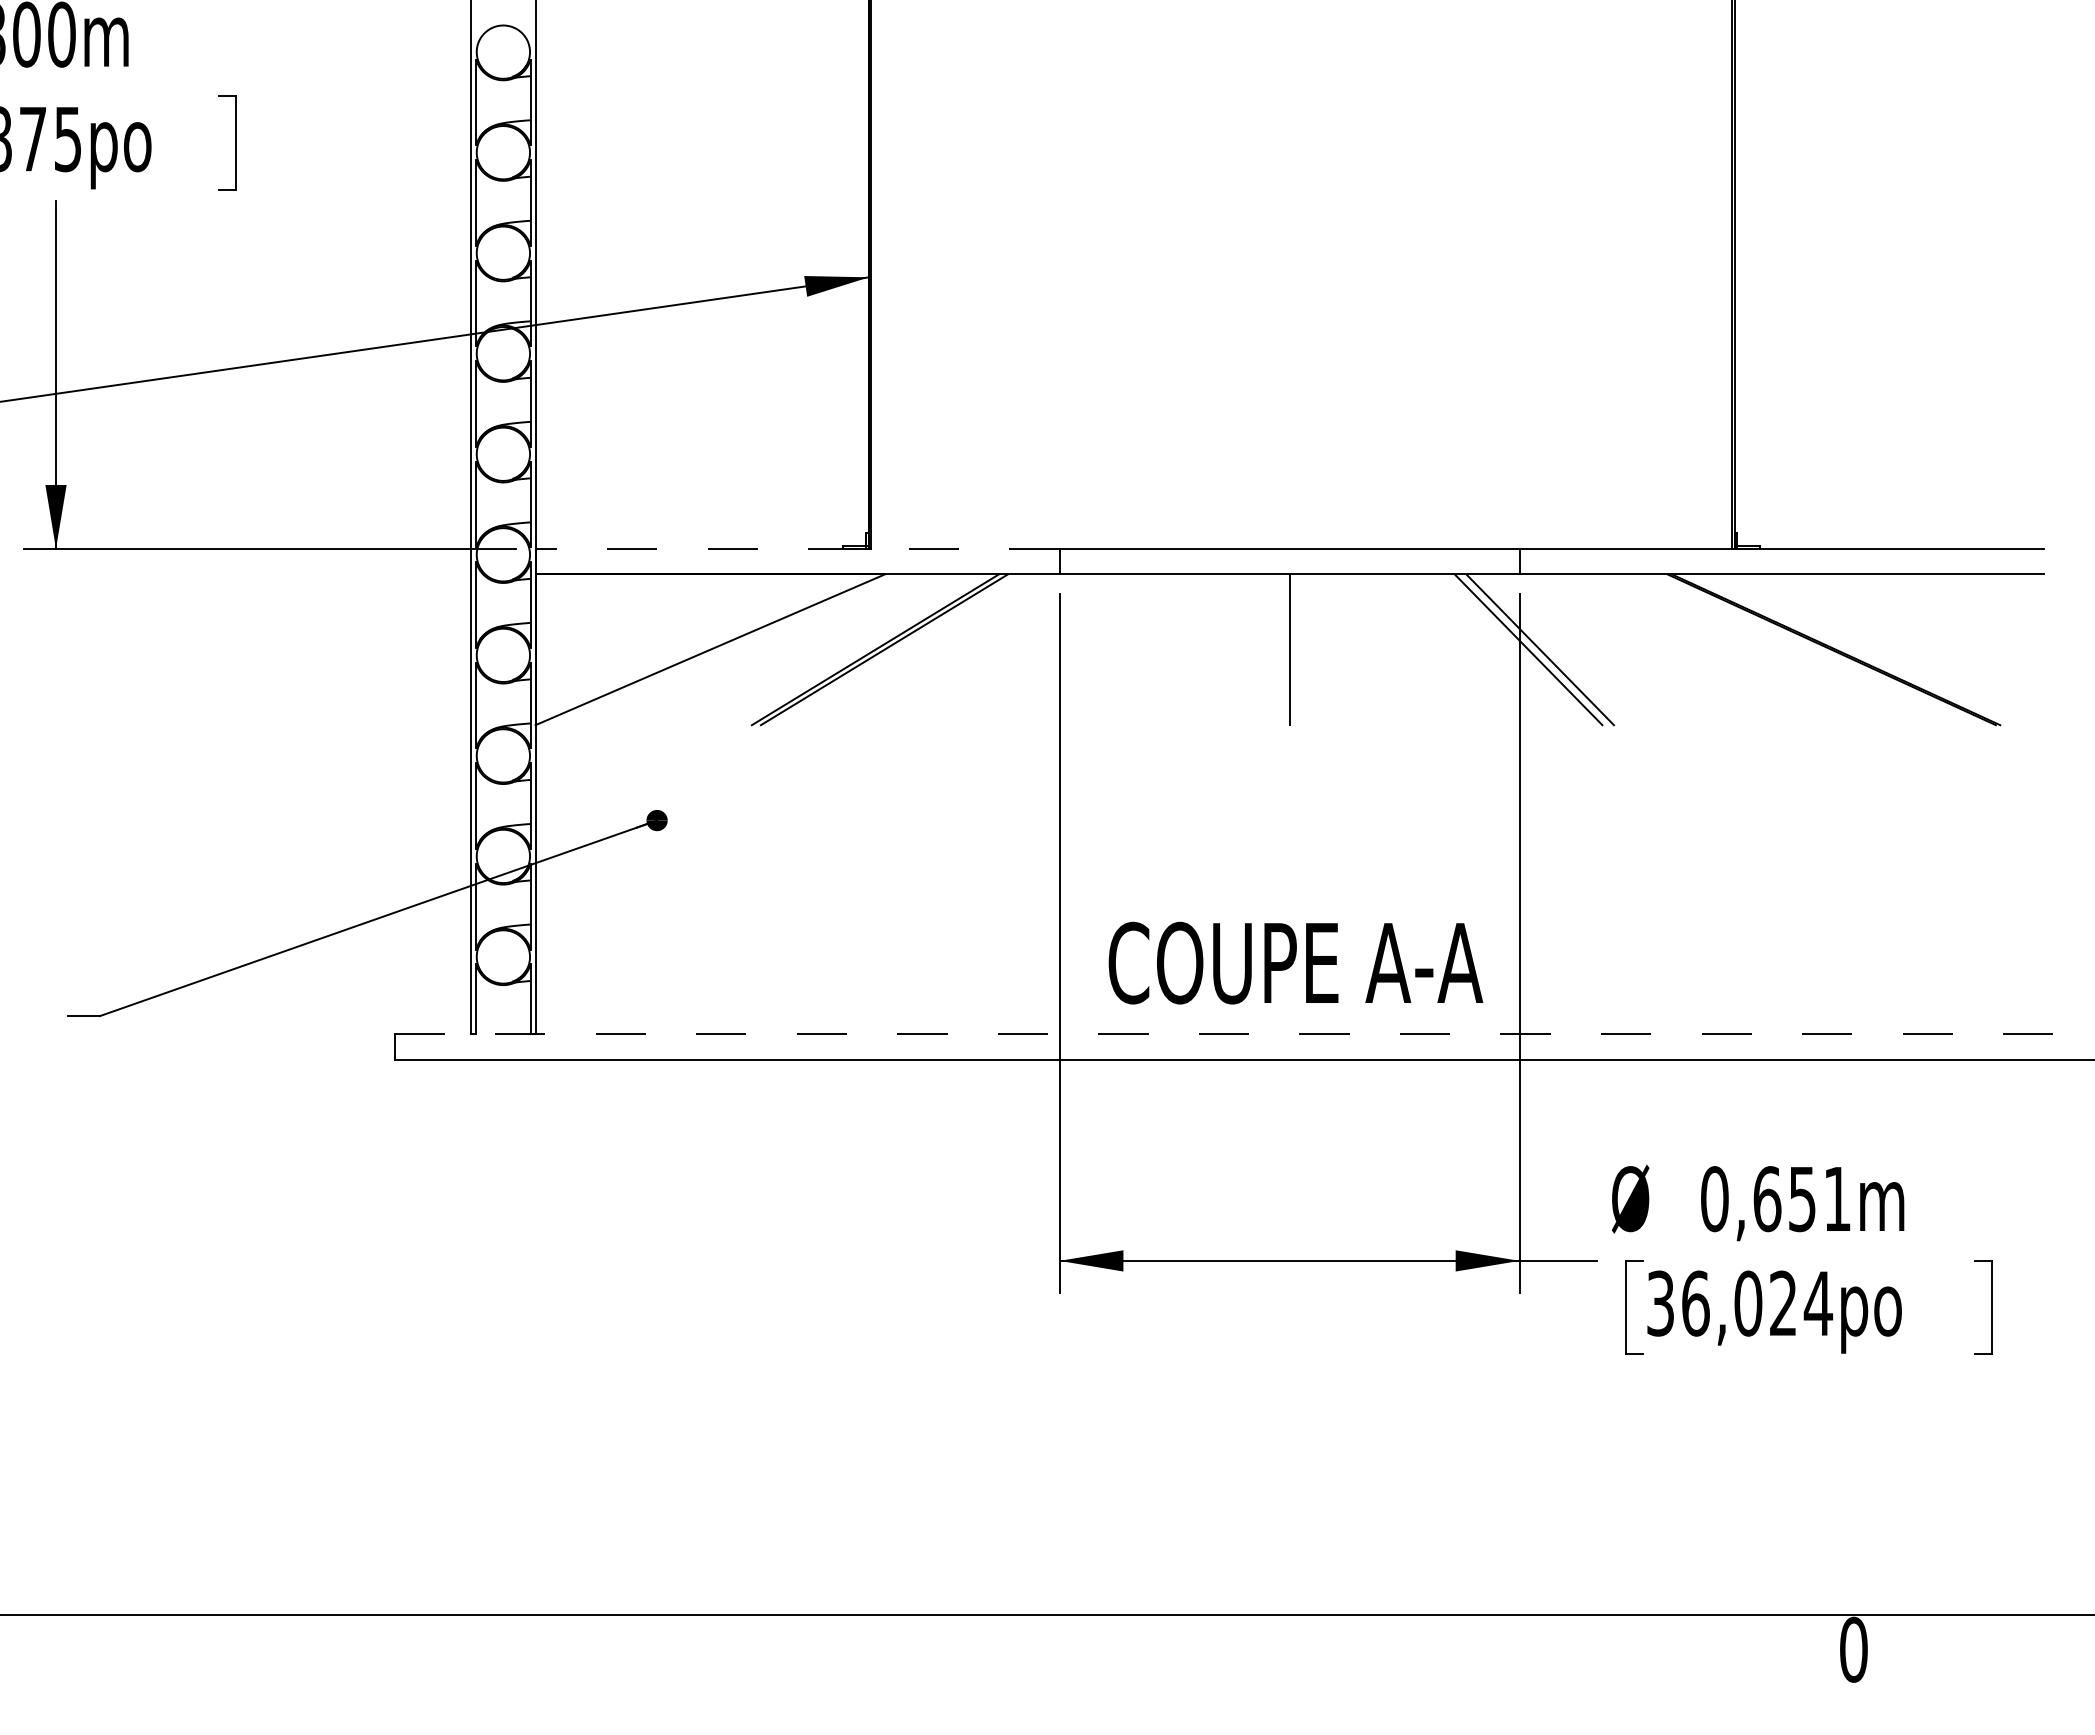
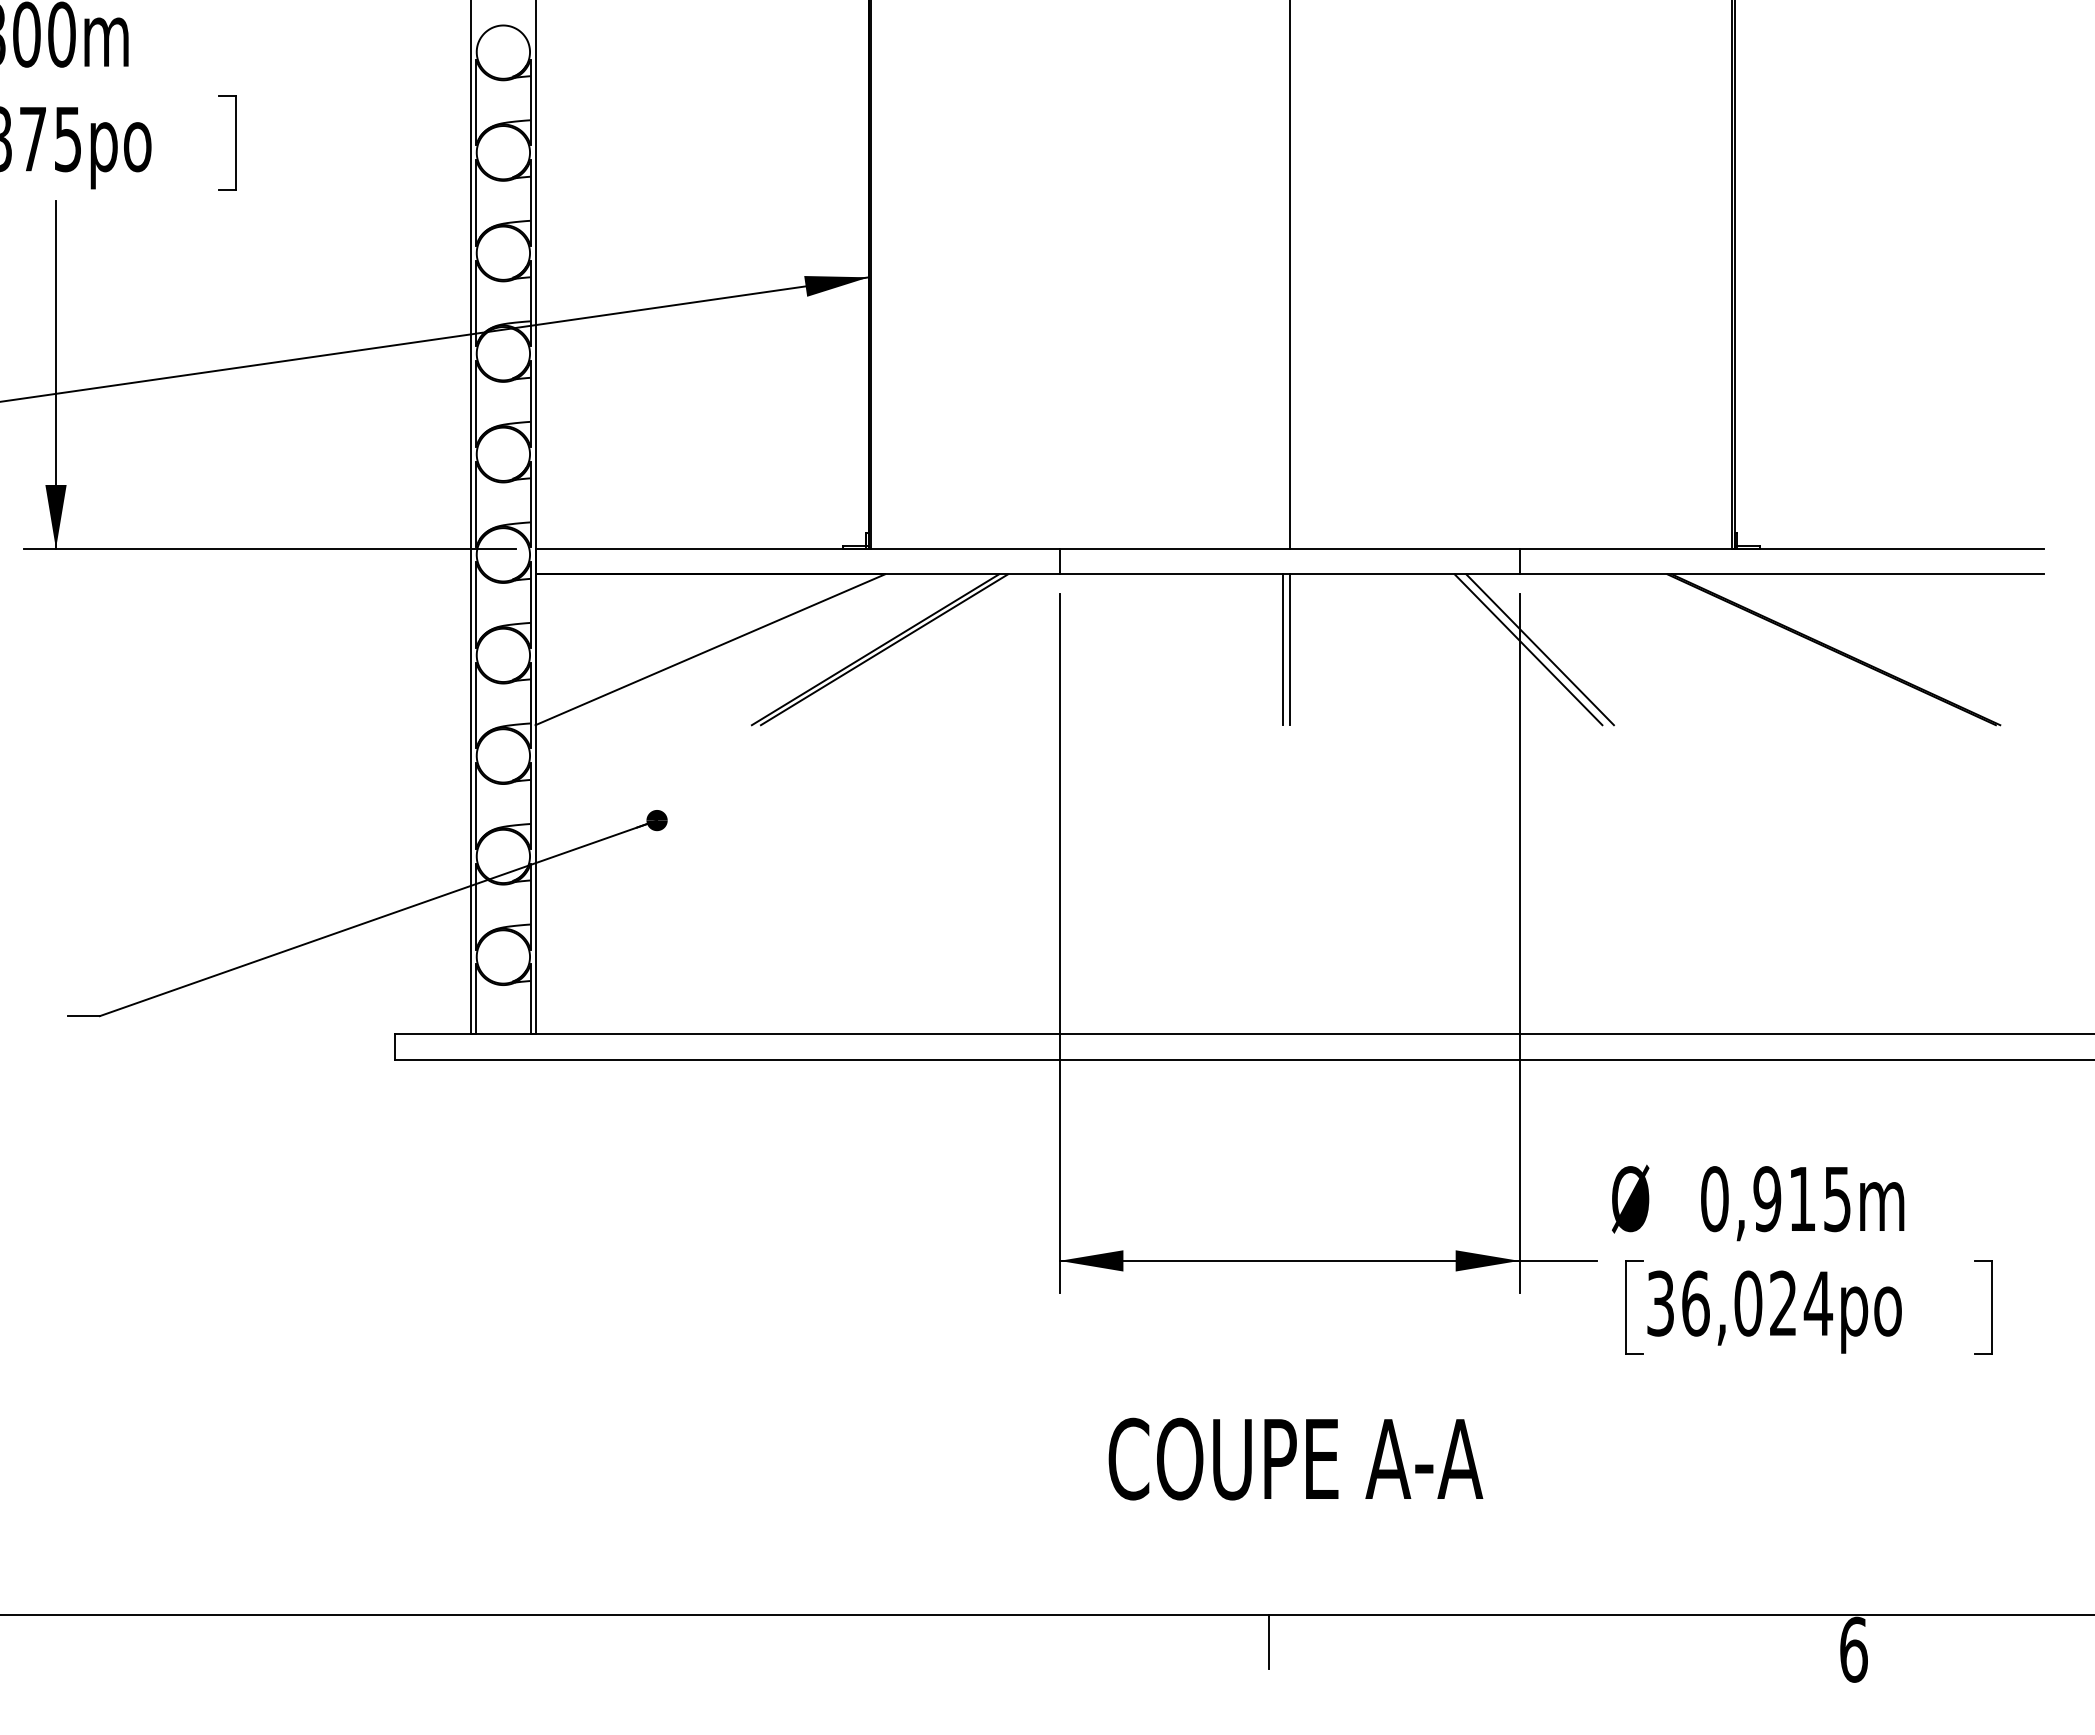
line: none -> present (1289, 275)
line: dashed -> solid (797, 548)
line: none -> present (1283, 649)
text position: (1295, 962) -> (1295, 1458) (1295, 1458)
line: dashed -> solid (1244, 1034)
text: 0,651m -> 0,915m (1801, 1199)
line: none -> present (1268, 1642)
text: 0 -> 6 (1853, 1649)
